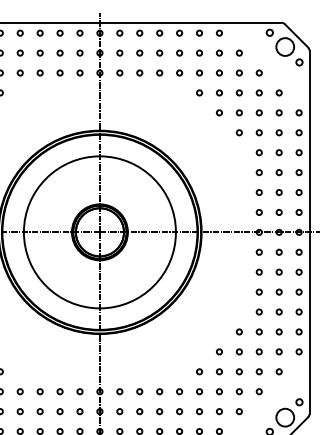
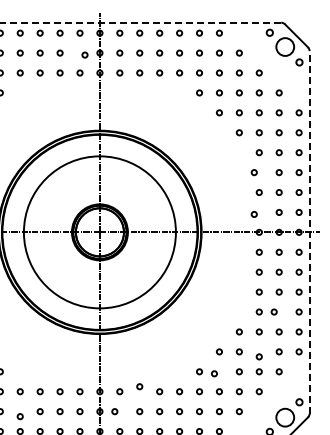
line: solid -> dashed (140, 22)
circle position: (79, 52) -> (84, 54) (84, 54)
circle position: (258, 172) -> (253, 172) (253, 172)
circle position: (258, 212) -> (253, 214) (253, 214)
line: solid -> dashed (309, 231)
circle position: (278, 311) -> (273, 311) (273, 311)
circle position: (258, 351) -> (258, 356) (258, 356)
circle position: (219, 371) -> (214, 373) (214, 373)
circle position: (139, 391) -> (139, 386) (139, 386)
circle position: (19, 411) -> (19, 416) (19, 416)
circle position: (119, 411) -> (114, 411) (114, 411)
